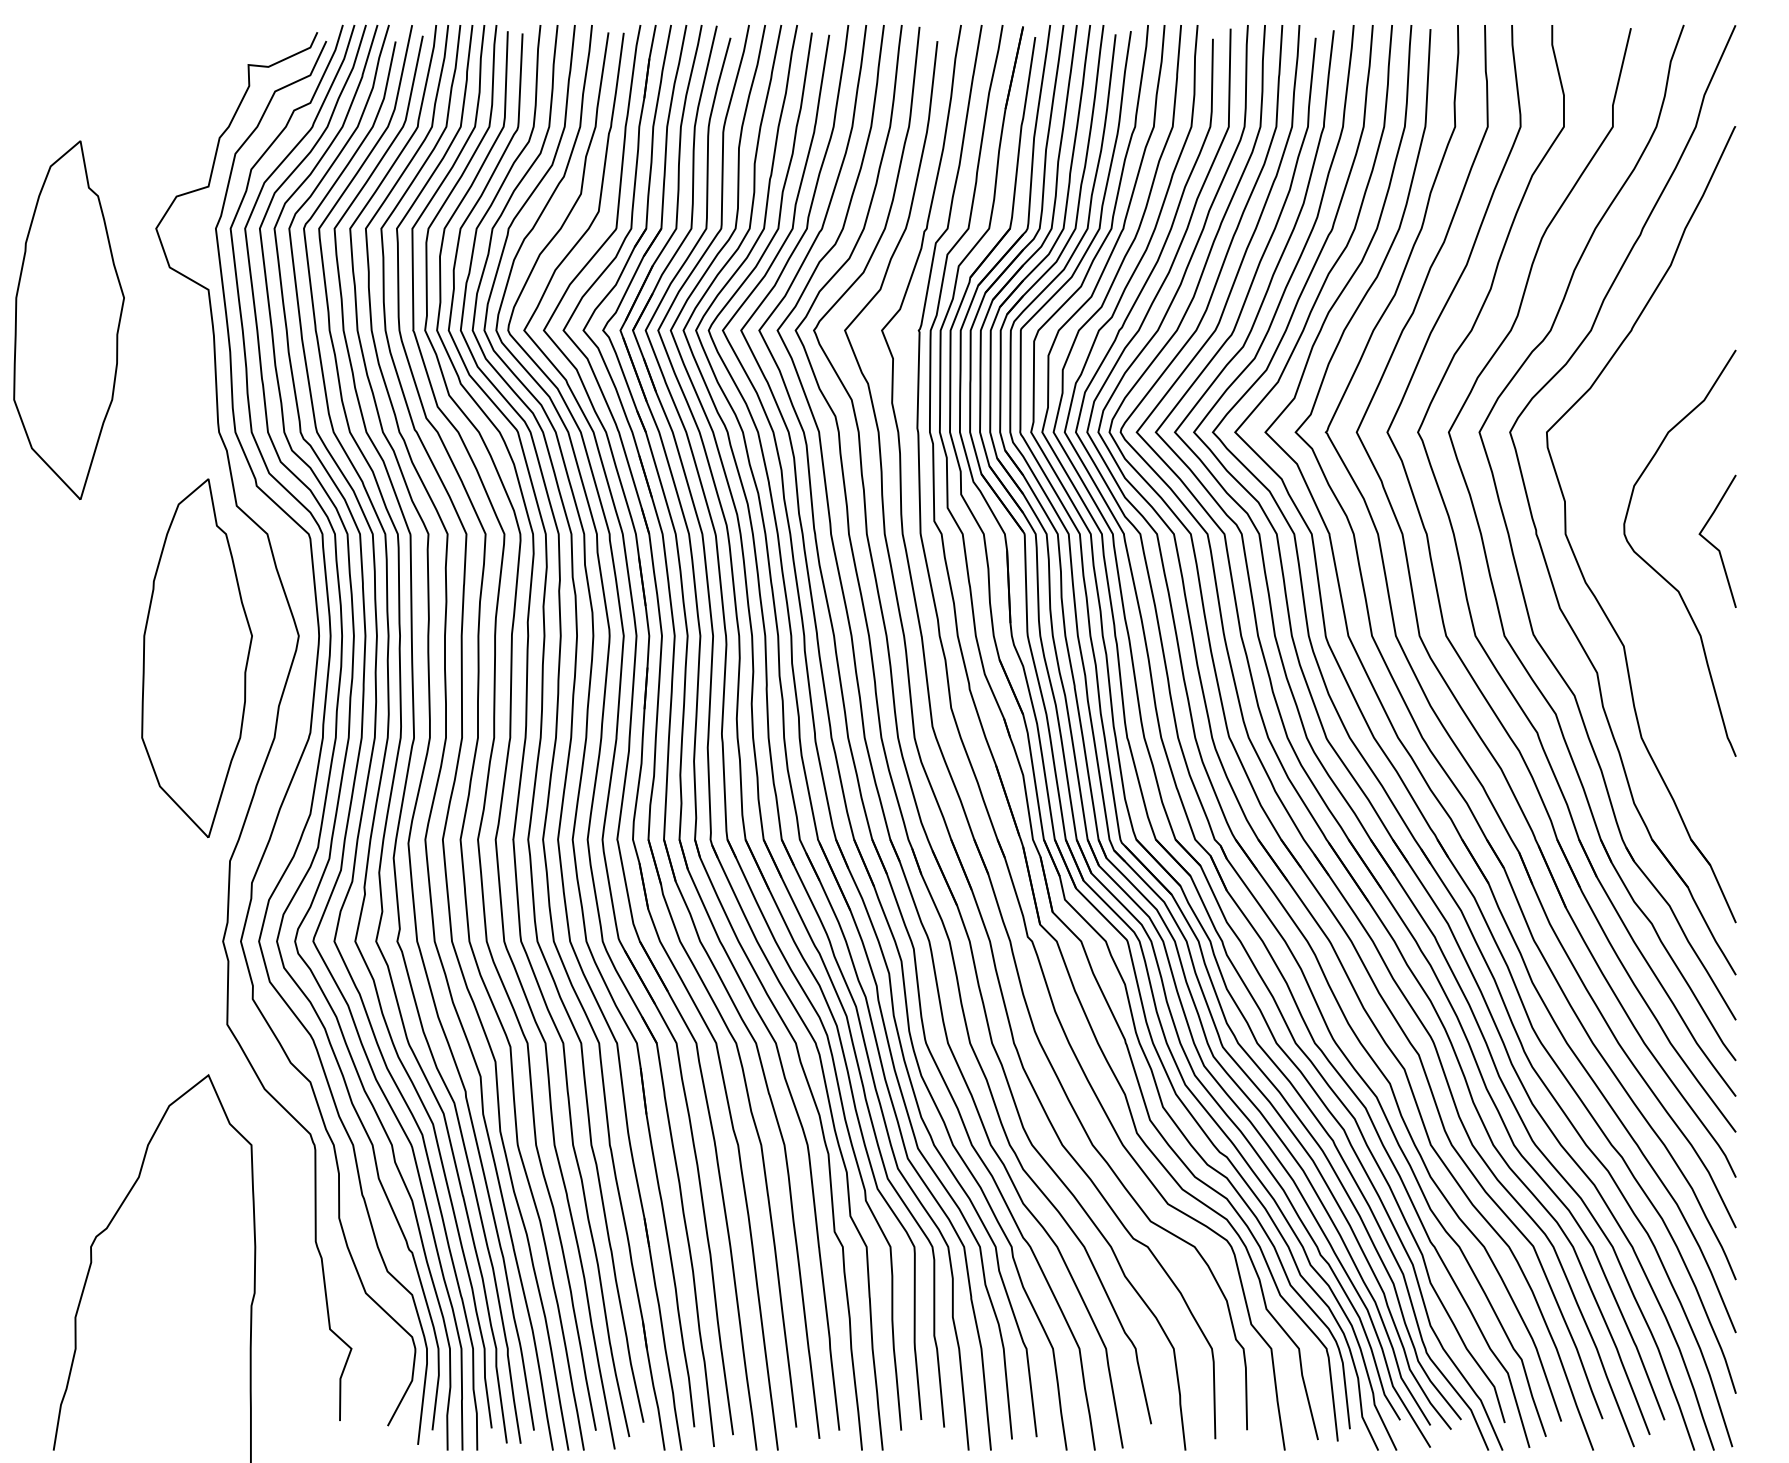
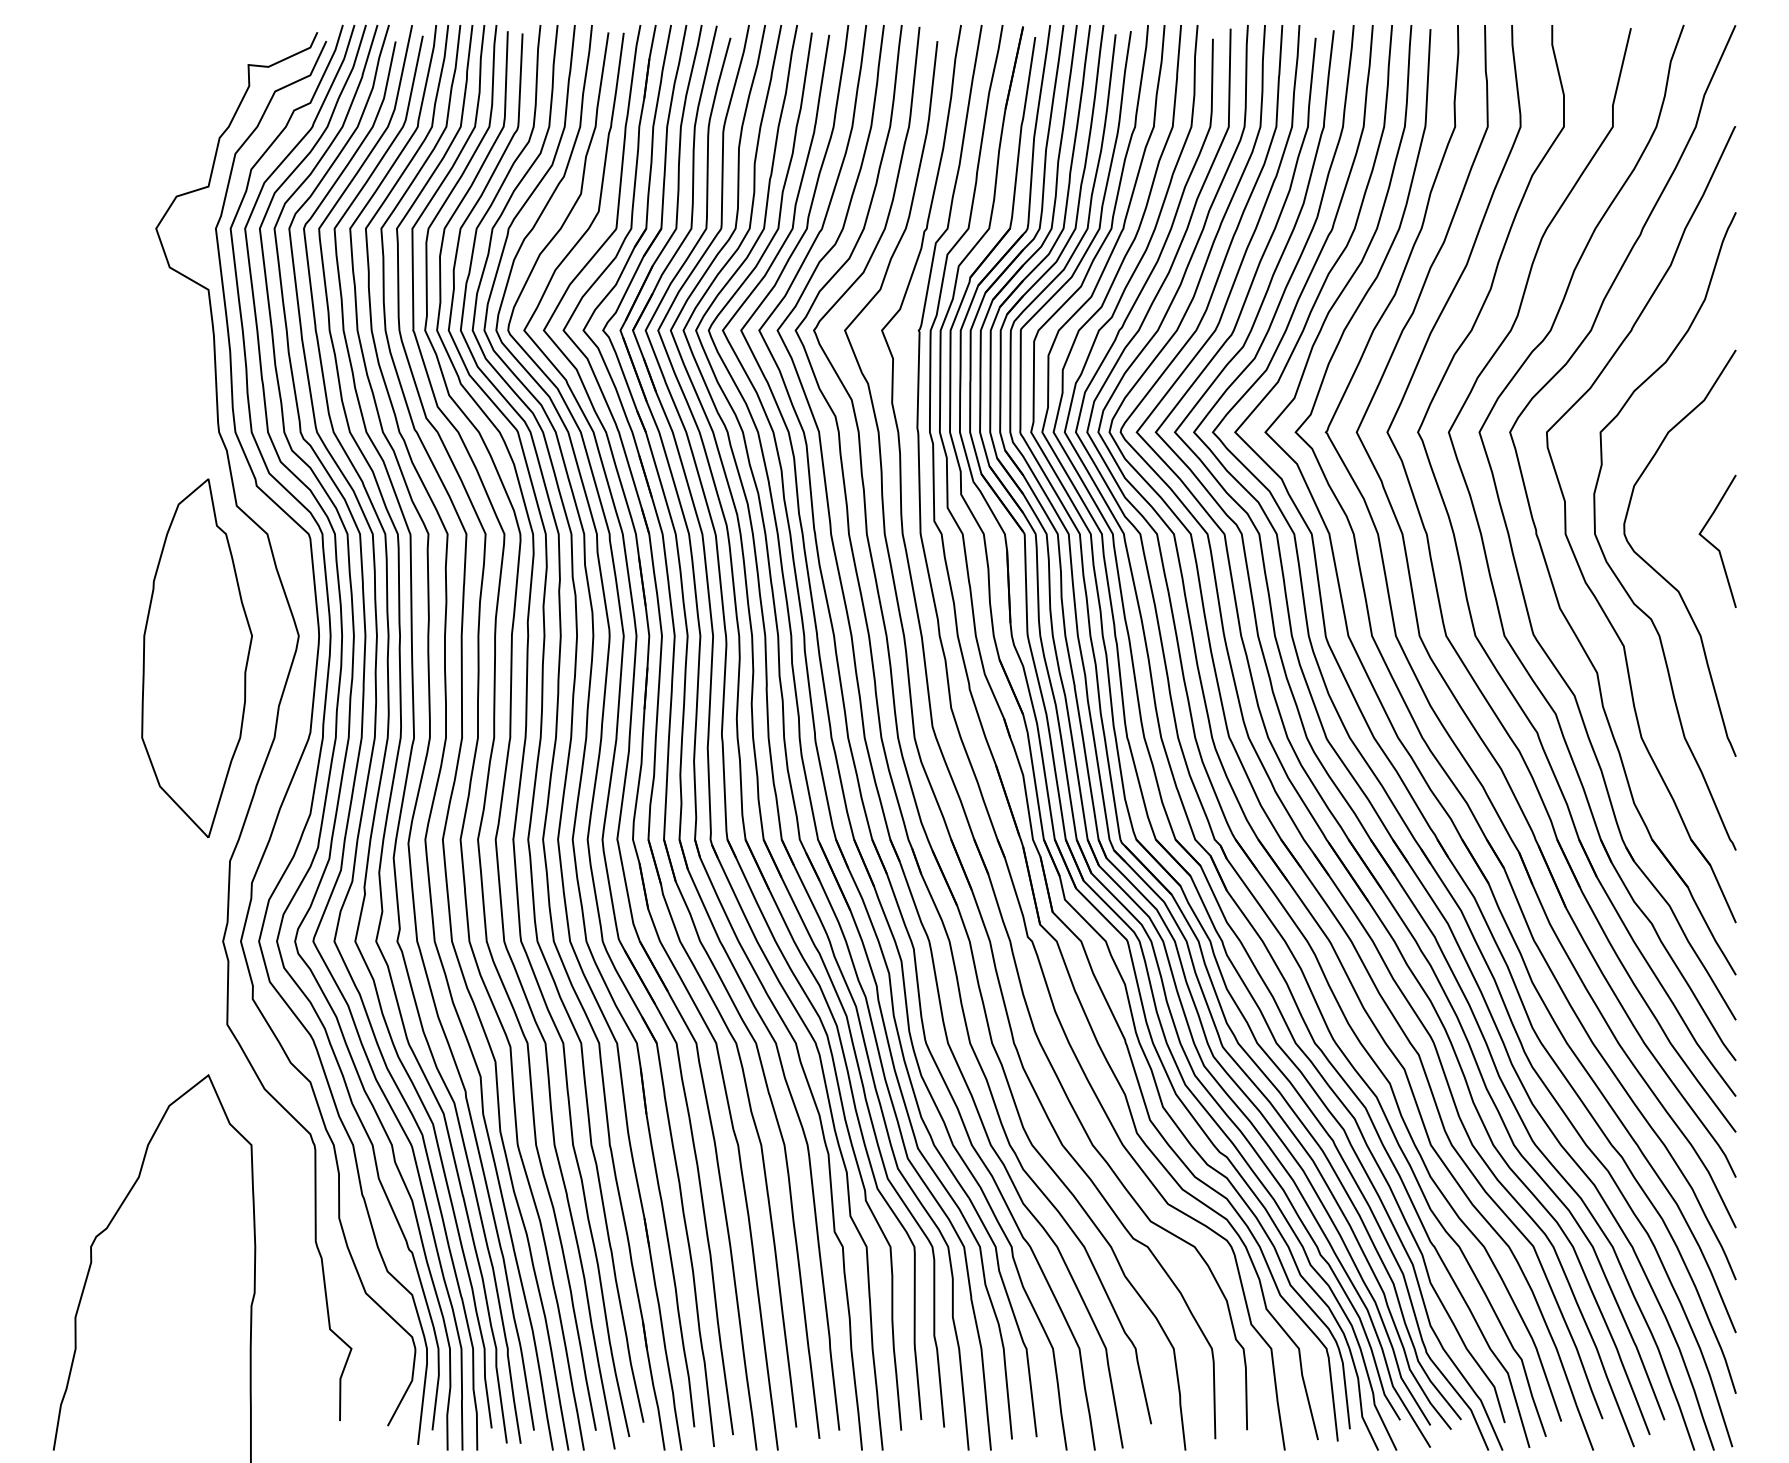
part: present -> none (68, 319)
curve: none -> present (1610, 565)
